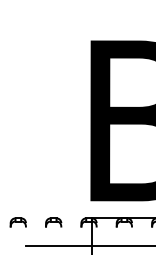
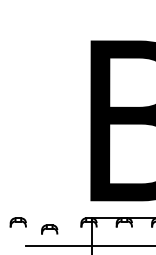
part position: (53, 222) -> (49, 229) (49, 229)
